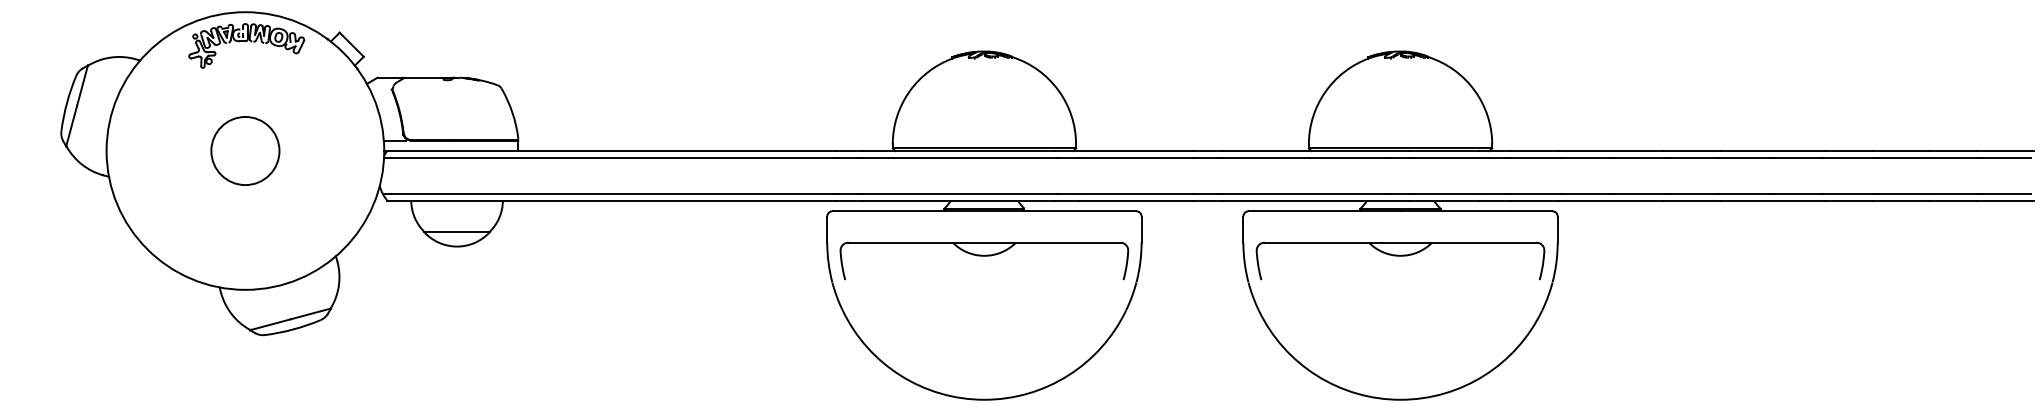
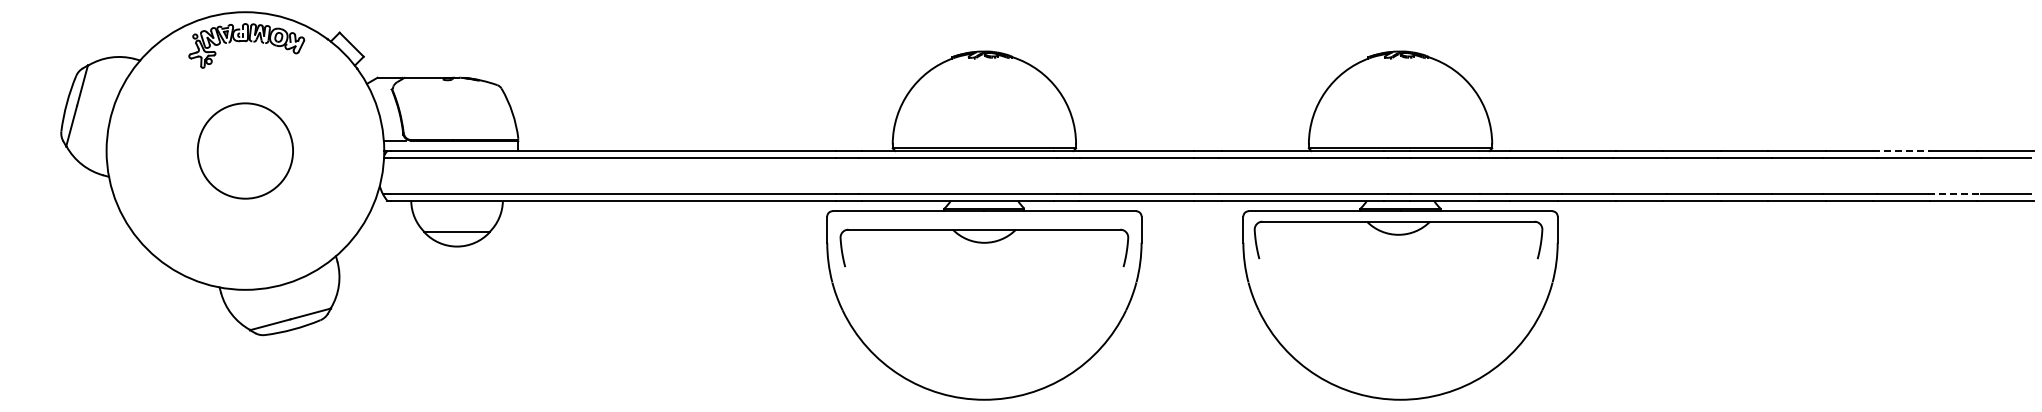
circle diameter: 68 px -> 95 px (245, 150)
line: solid -> dashed (1901, 151)
line: solid -> dashed (1954, 194)
part position: (984, 260) -> (984, 247) (984, 247)
part position: (1400, 260) -> (1398, 239) (1398, 239)
